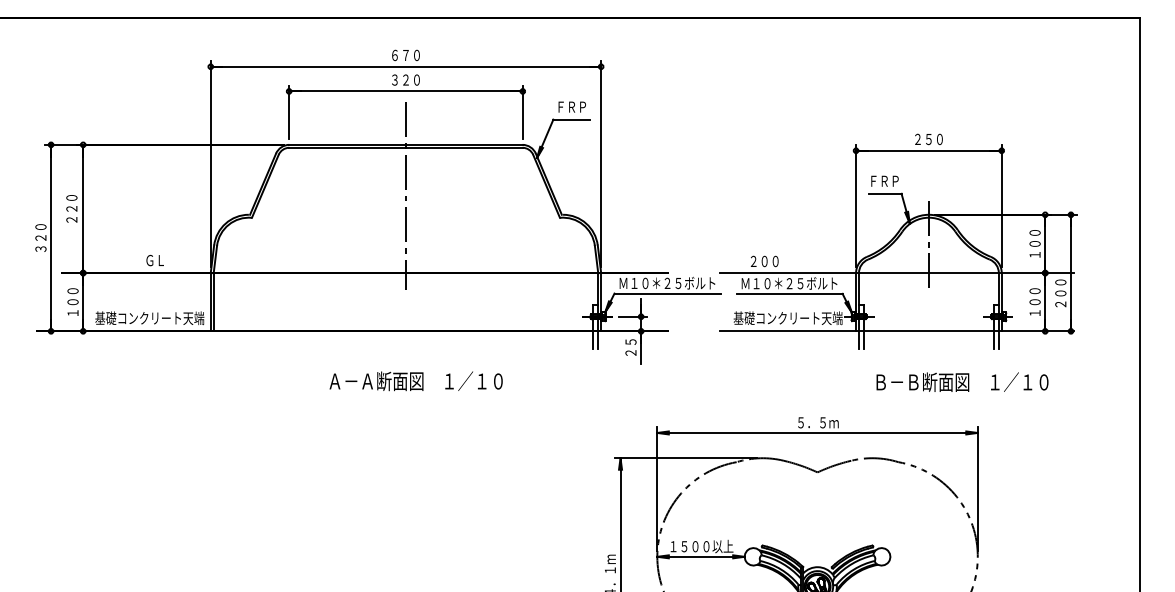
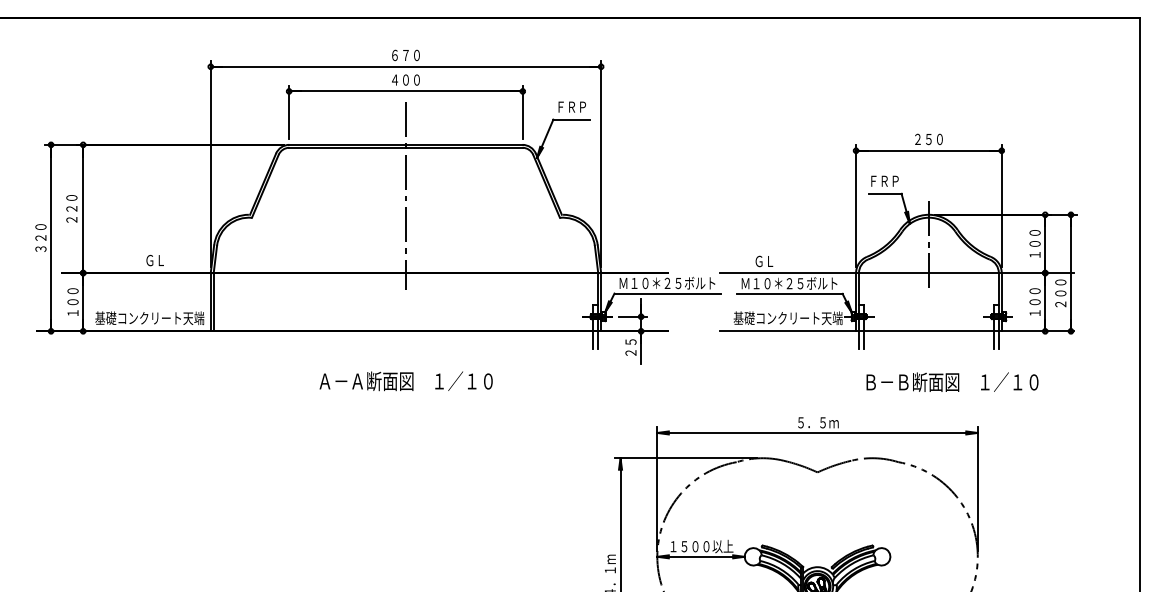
text: ３２０ -> ４００ (400, 79)
text: ２００ -> ＧＬ (764, 261)
text position: (415, 381) -> (405, 381) (405, 381)
text position: (962, 381) -> (952, 381) (952, 381)
